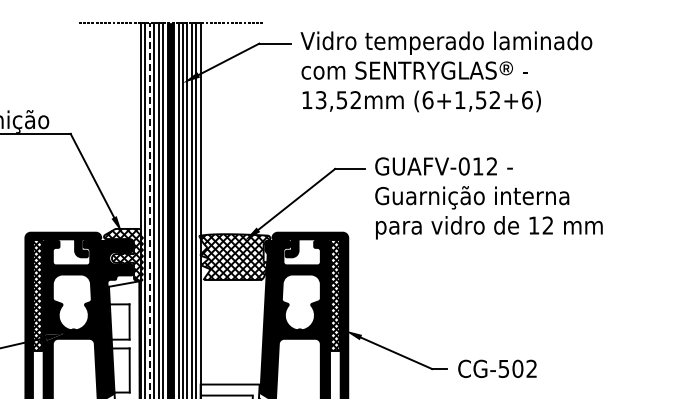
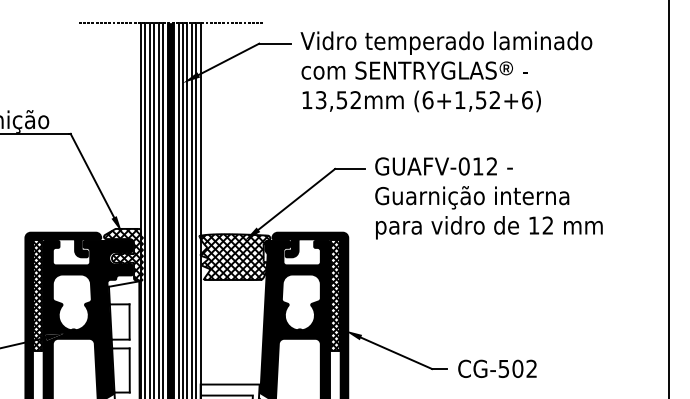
line: none -> present (669, 198)
line: dashed -> solid (149, 211)
